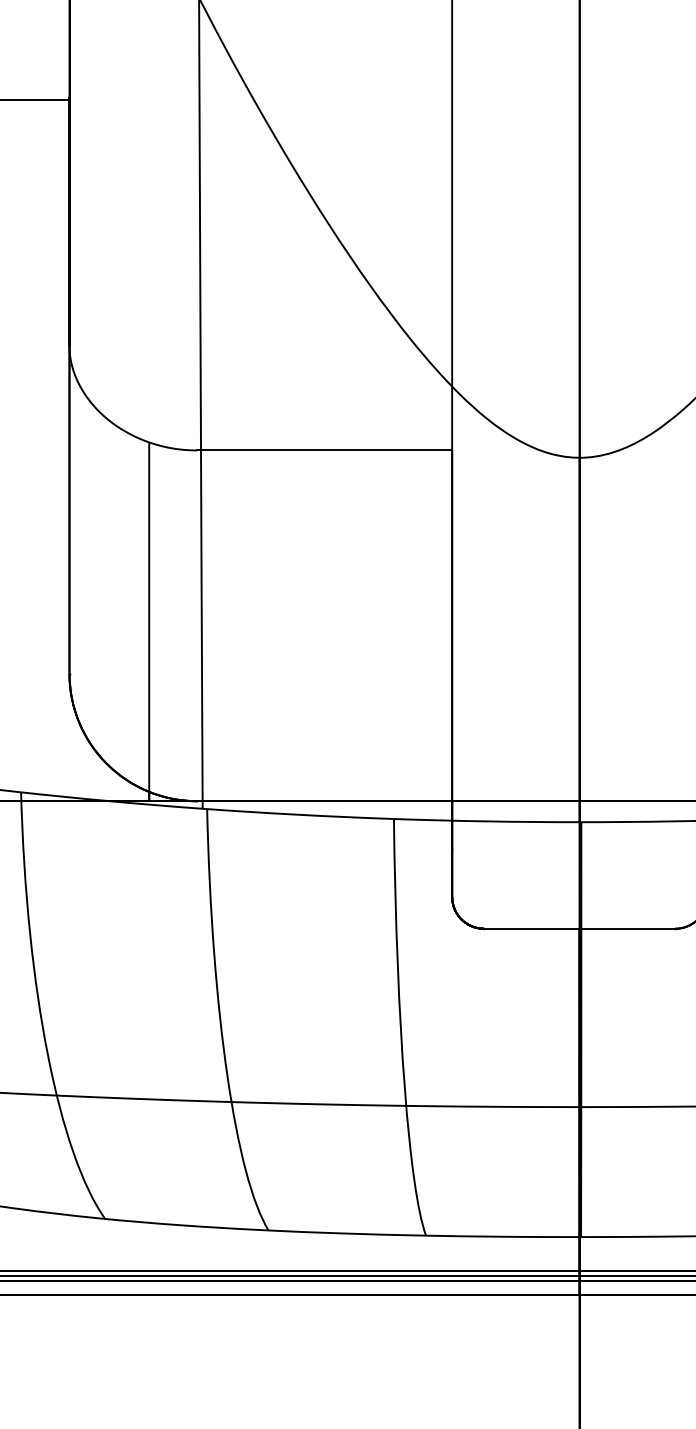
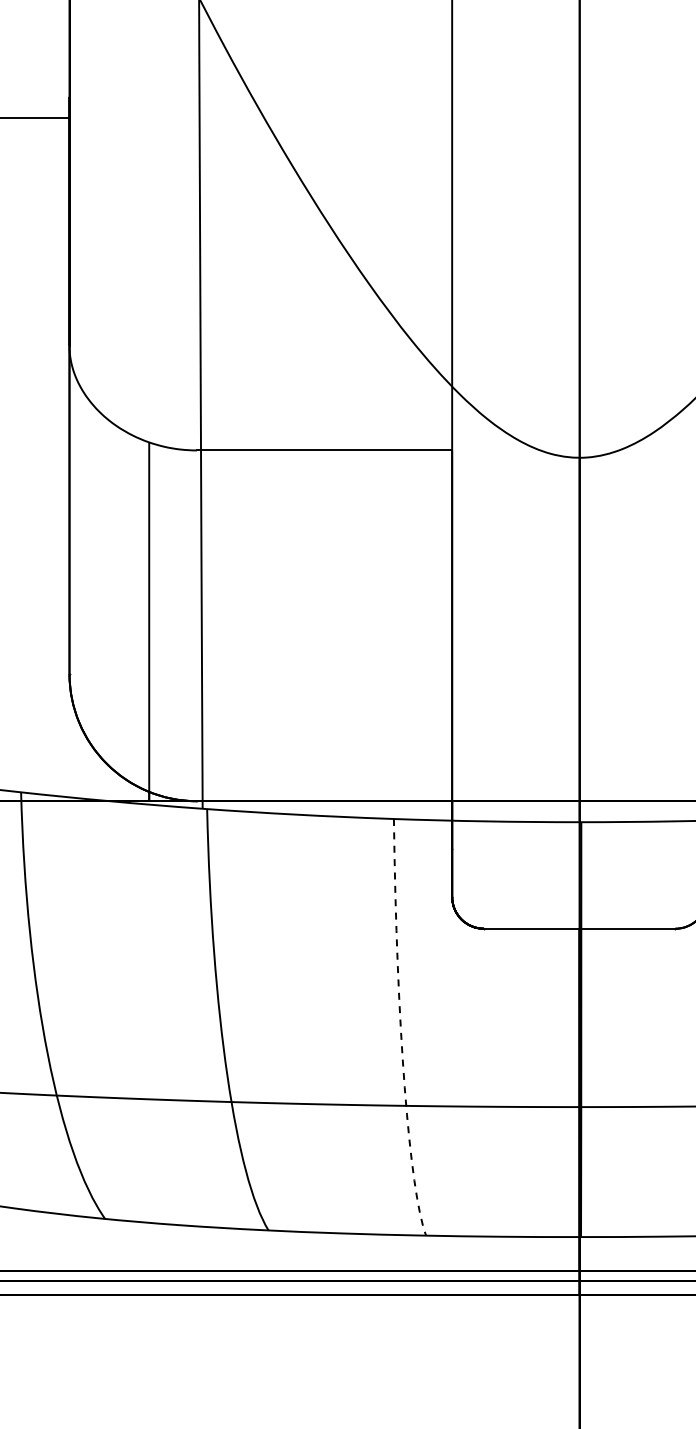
line position: (35, 99) -> (35, 117) (35, 117)
arc: solid -> dashed (401, 1036)
line: present -> none (347, 1276)
